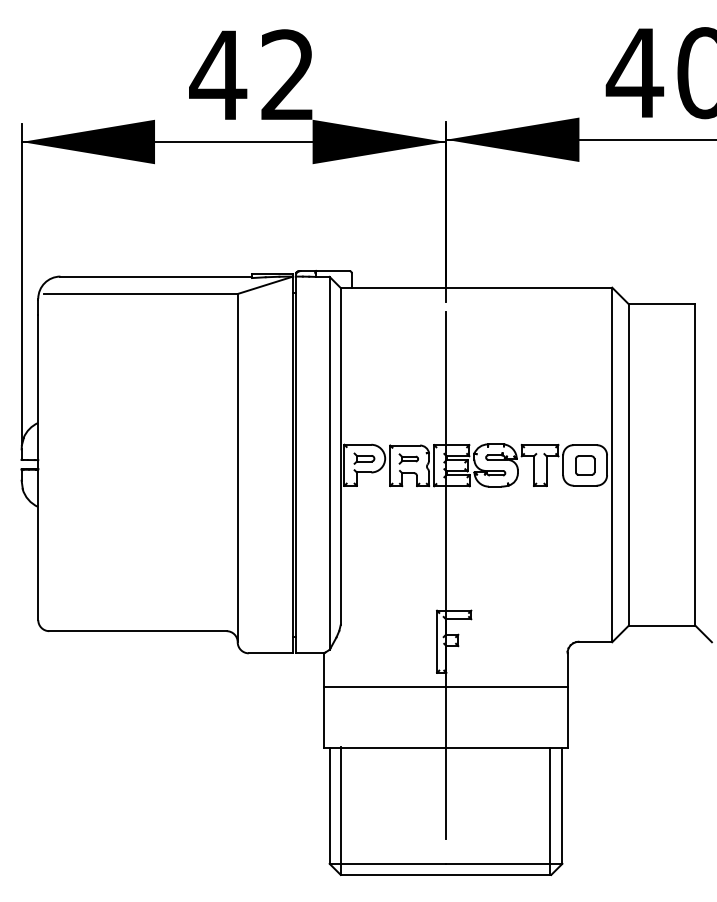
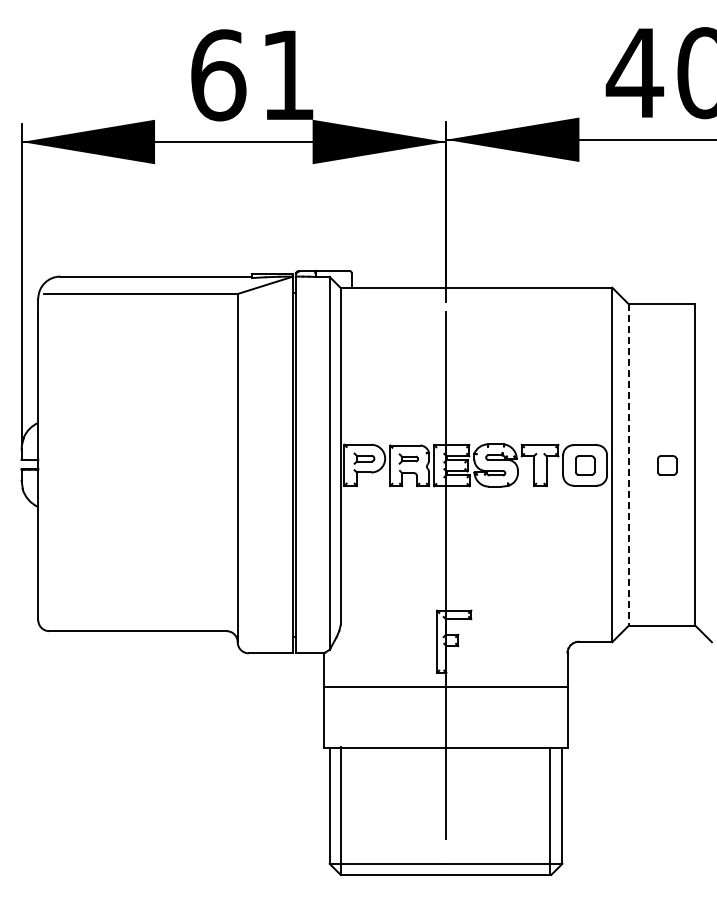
text: 42 -> 61 (251, 75)
line: solid -> dashed (628, 464)
part: none -> present (667, 465)
